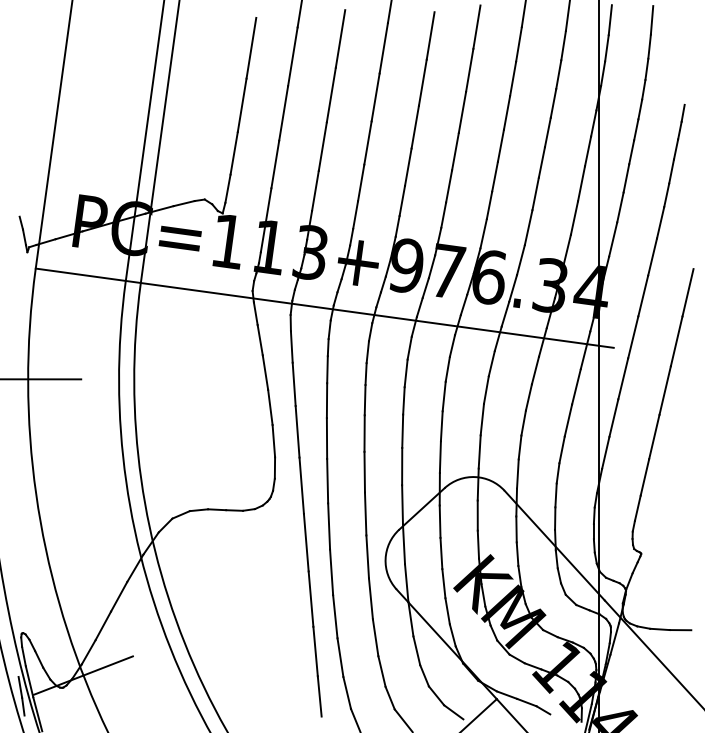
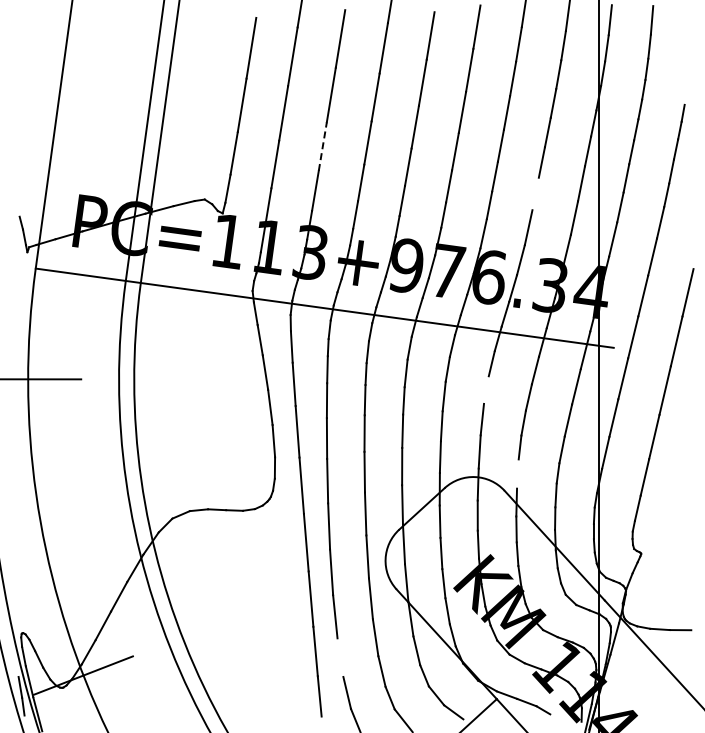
line: solid -> dashed (322, 146)
line: present -> none (535, 193)
line: present -> none (485, 389)
line: present -> none (517, 473)
line: present -> none (340, 657)
